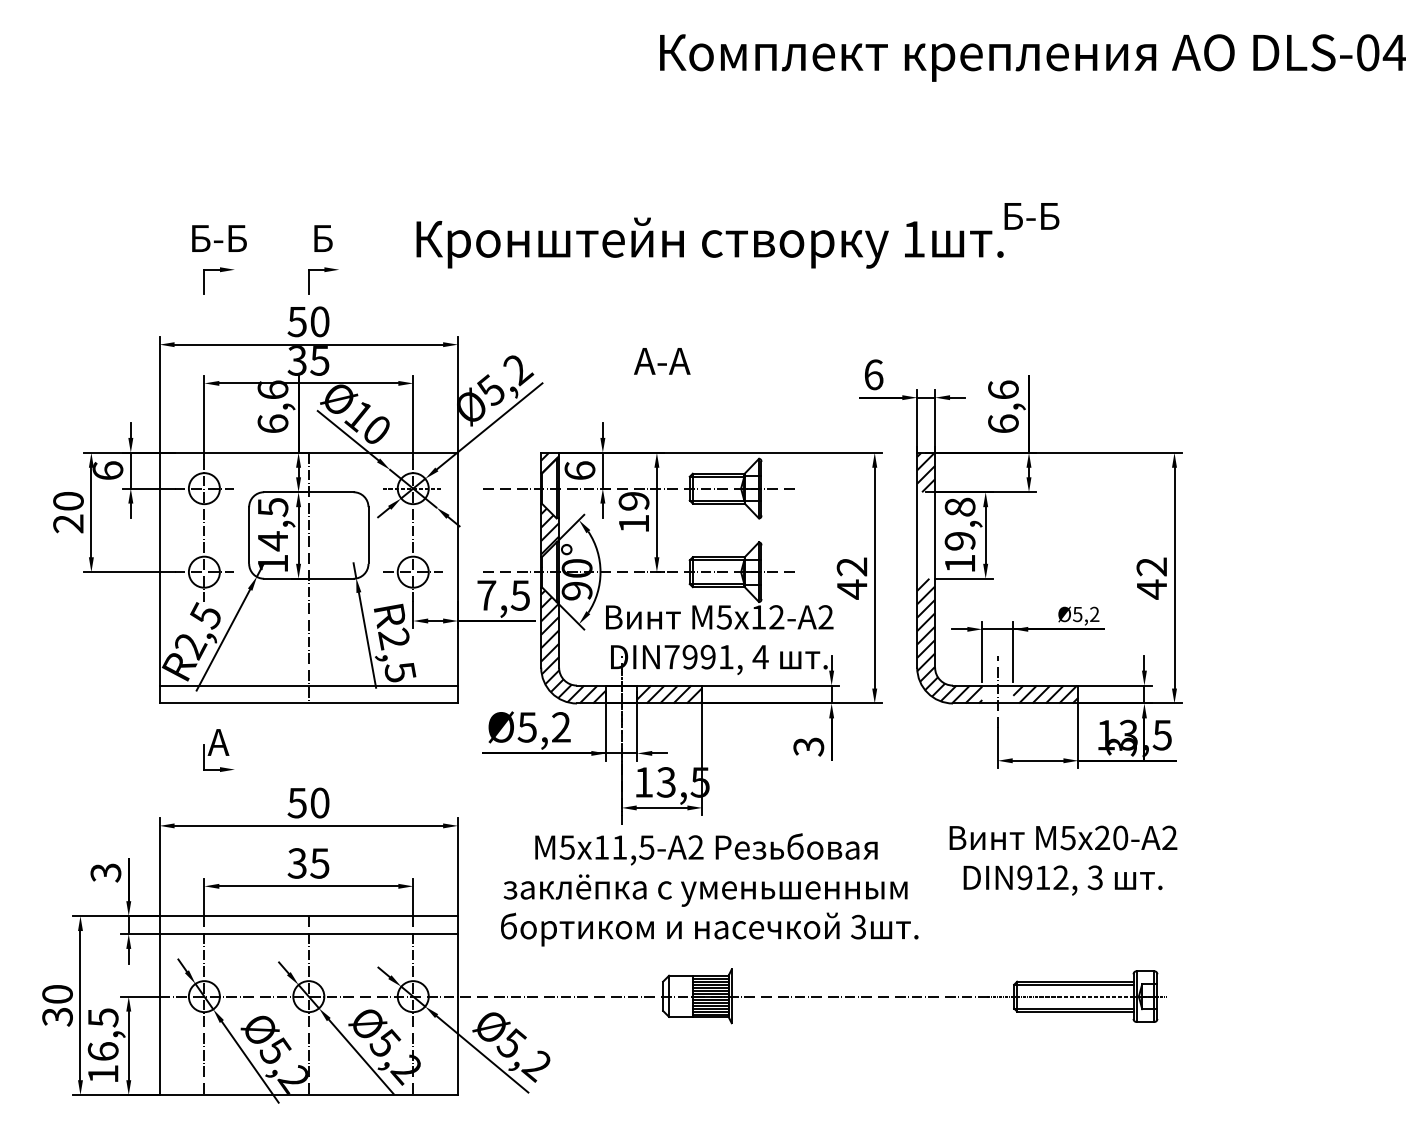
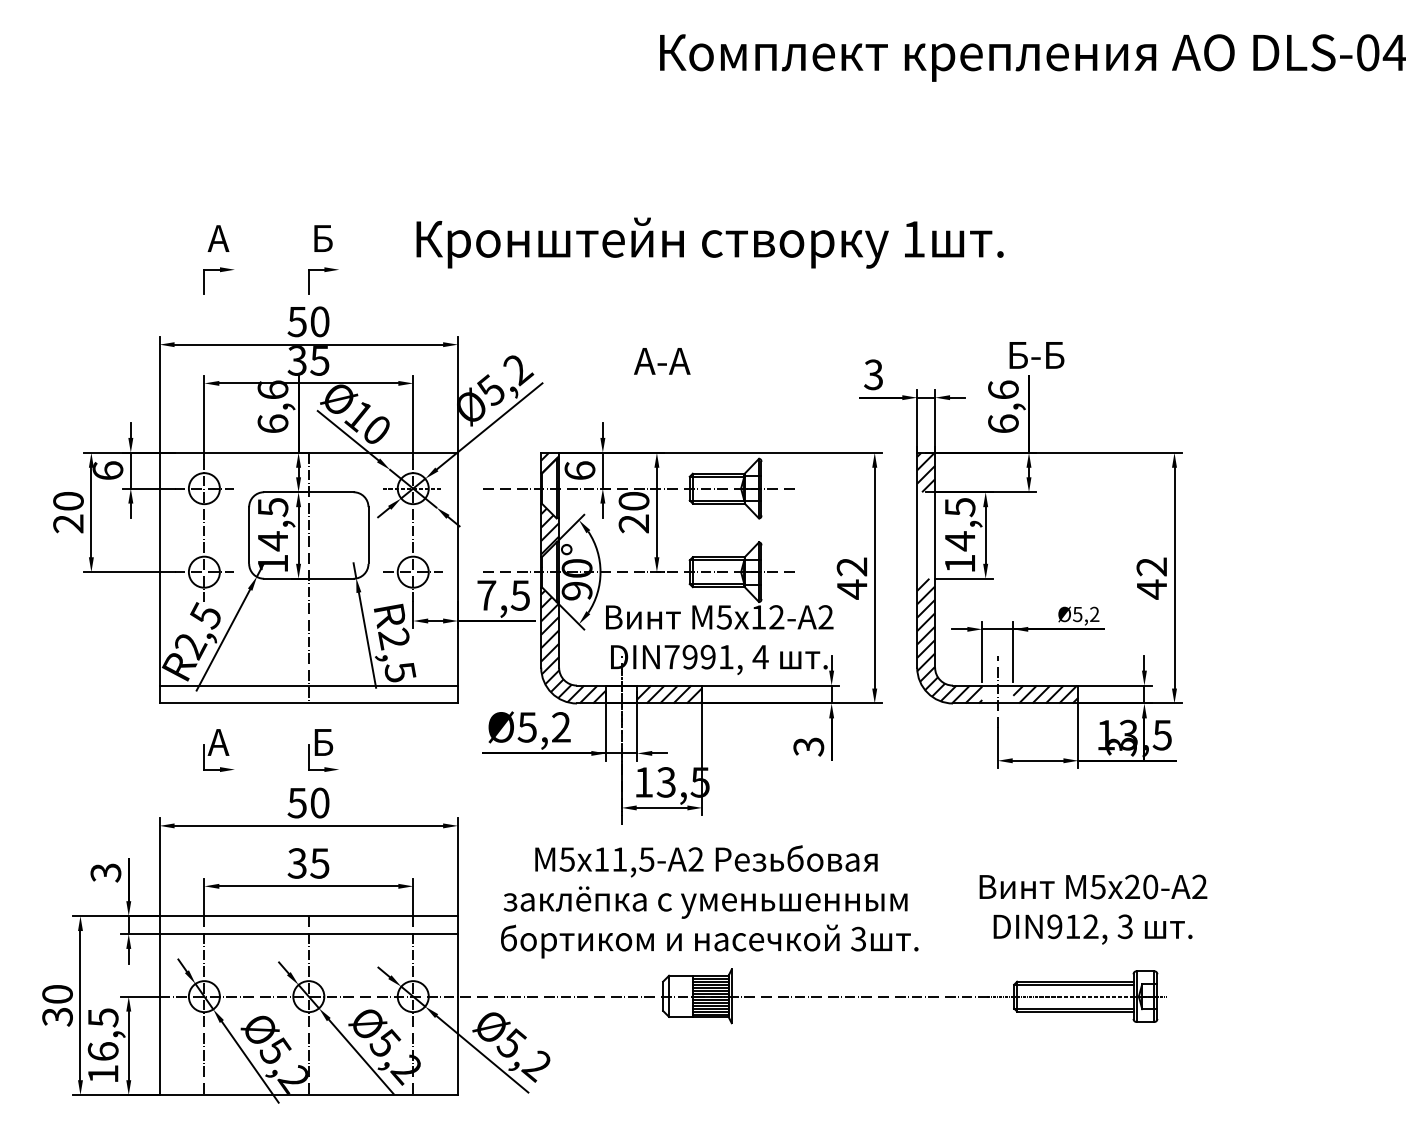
text position: (1031, 216) -> (1036, 355) (1036, 355)
text: Б-Б -> A (219, 238)
text: 6 -> 3 (873, 374)
text: 19 -> 20 (633, 512)
text: 19,8 -> 14,5 (959, 524)
part: none -> present (323, 750)
text position: (1063, 860) -> (1093, 909) (1093, 909)
text position: (709, 889) -> (709, 901) (709, 901)
